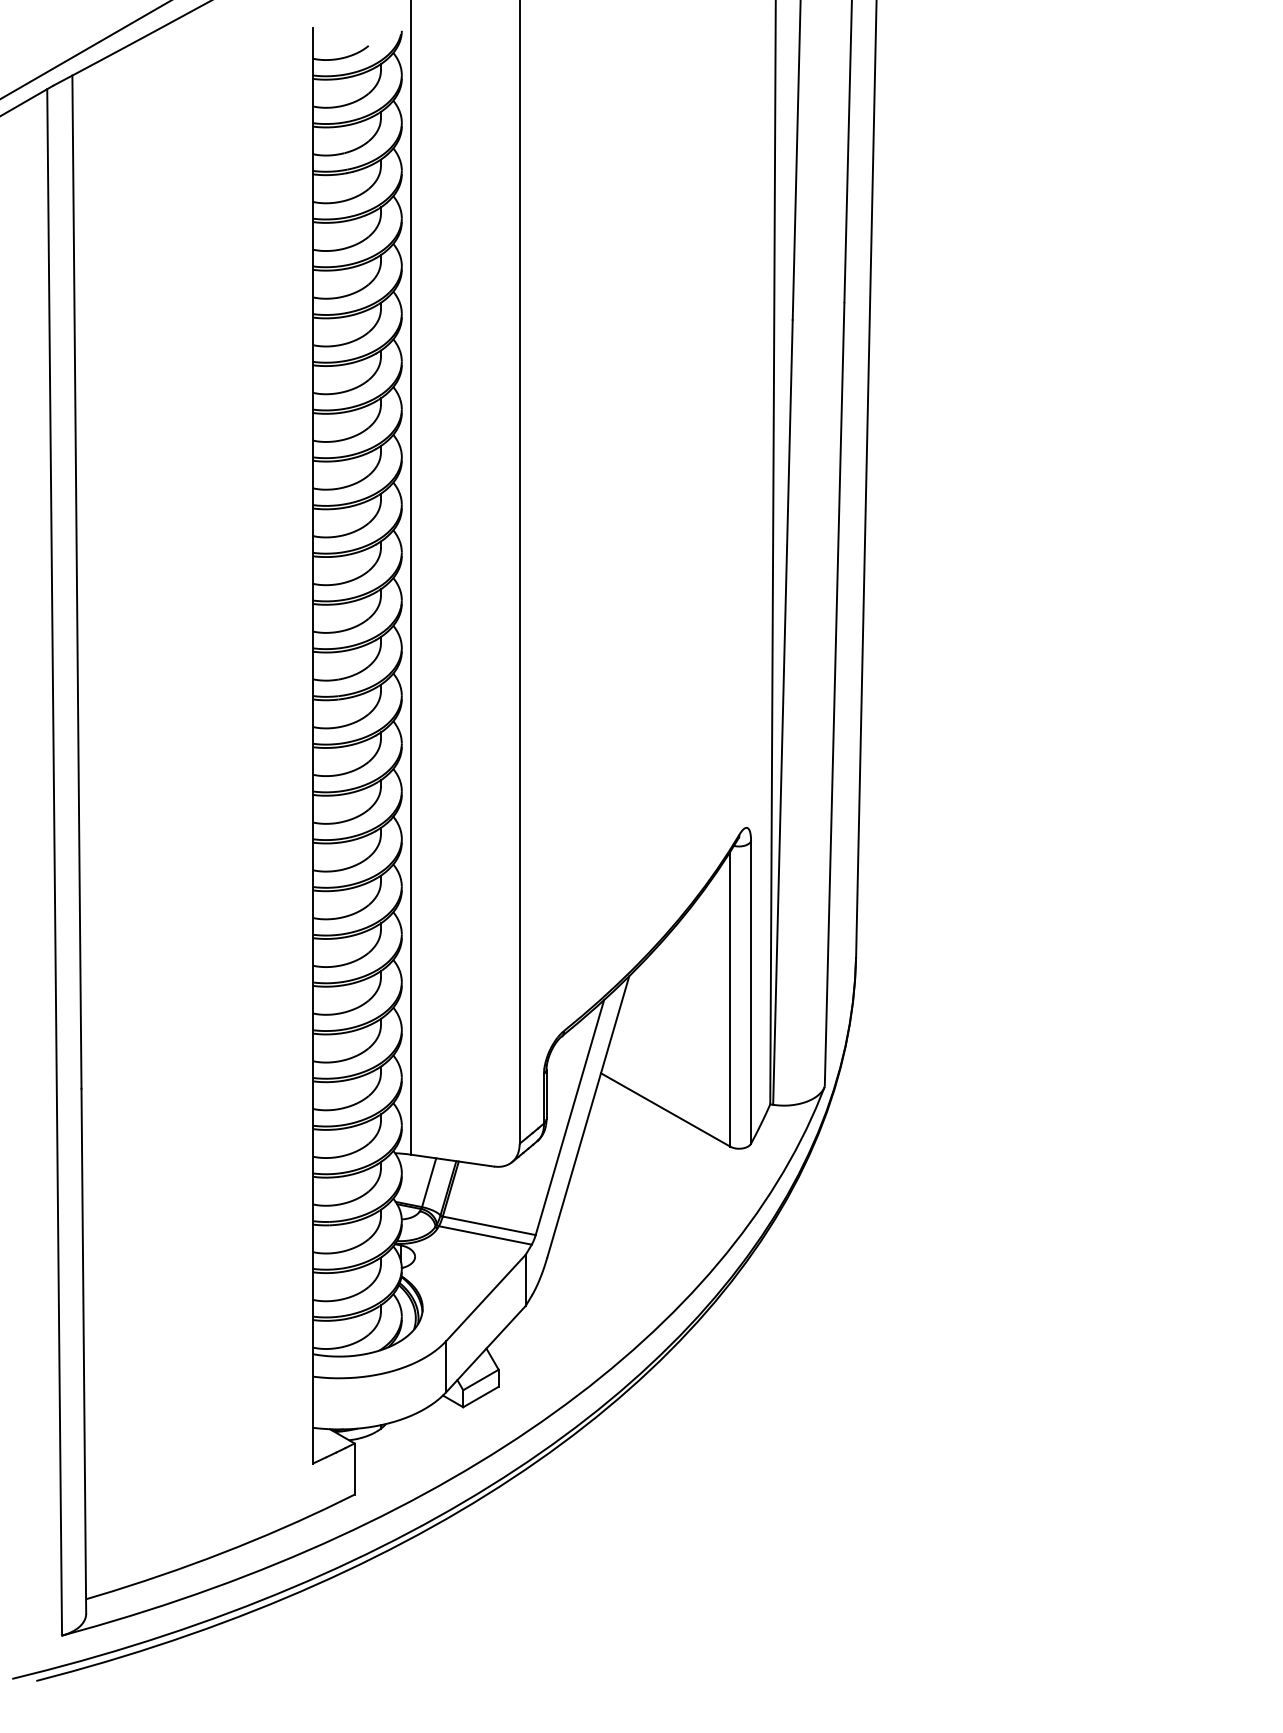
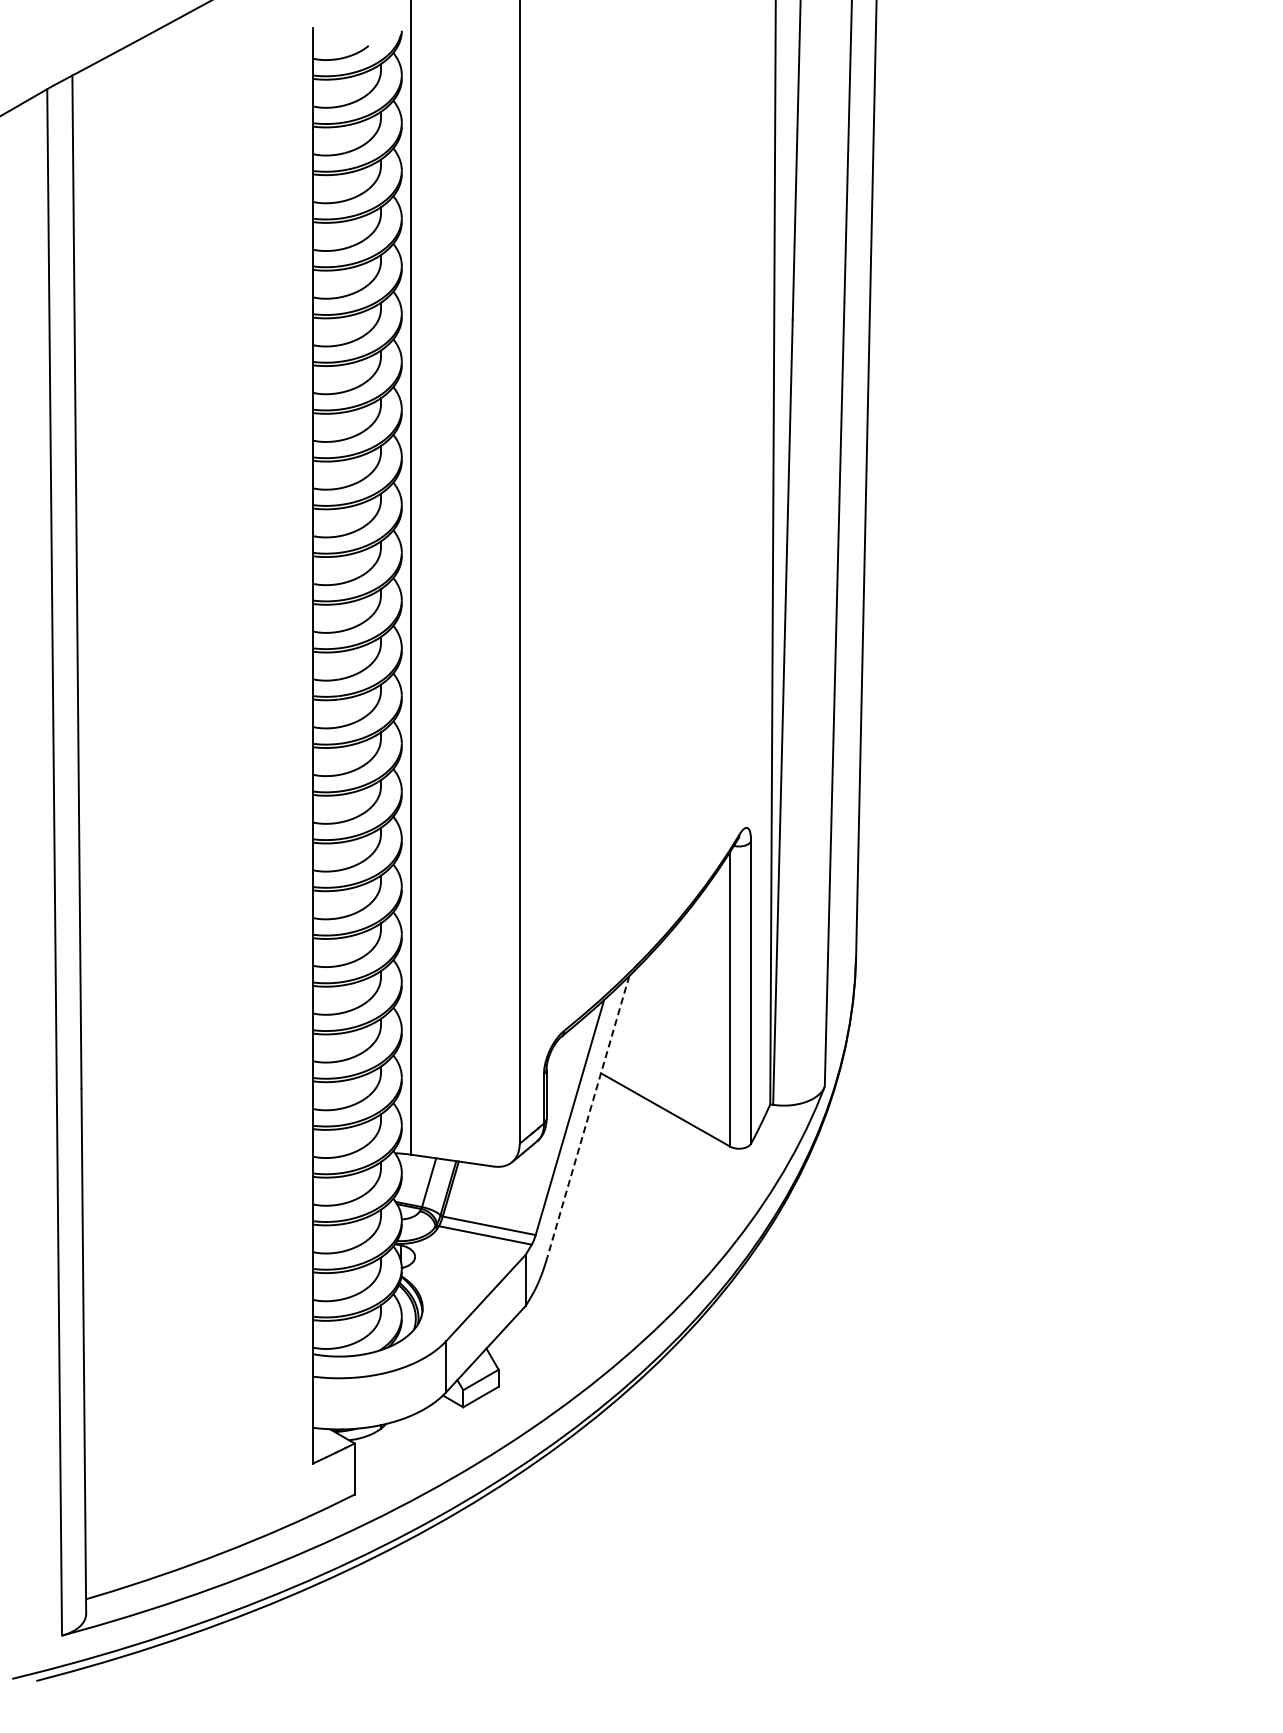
line: present -> none (85, 50)
line: solid -> dashed (588, 1117)
